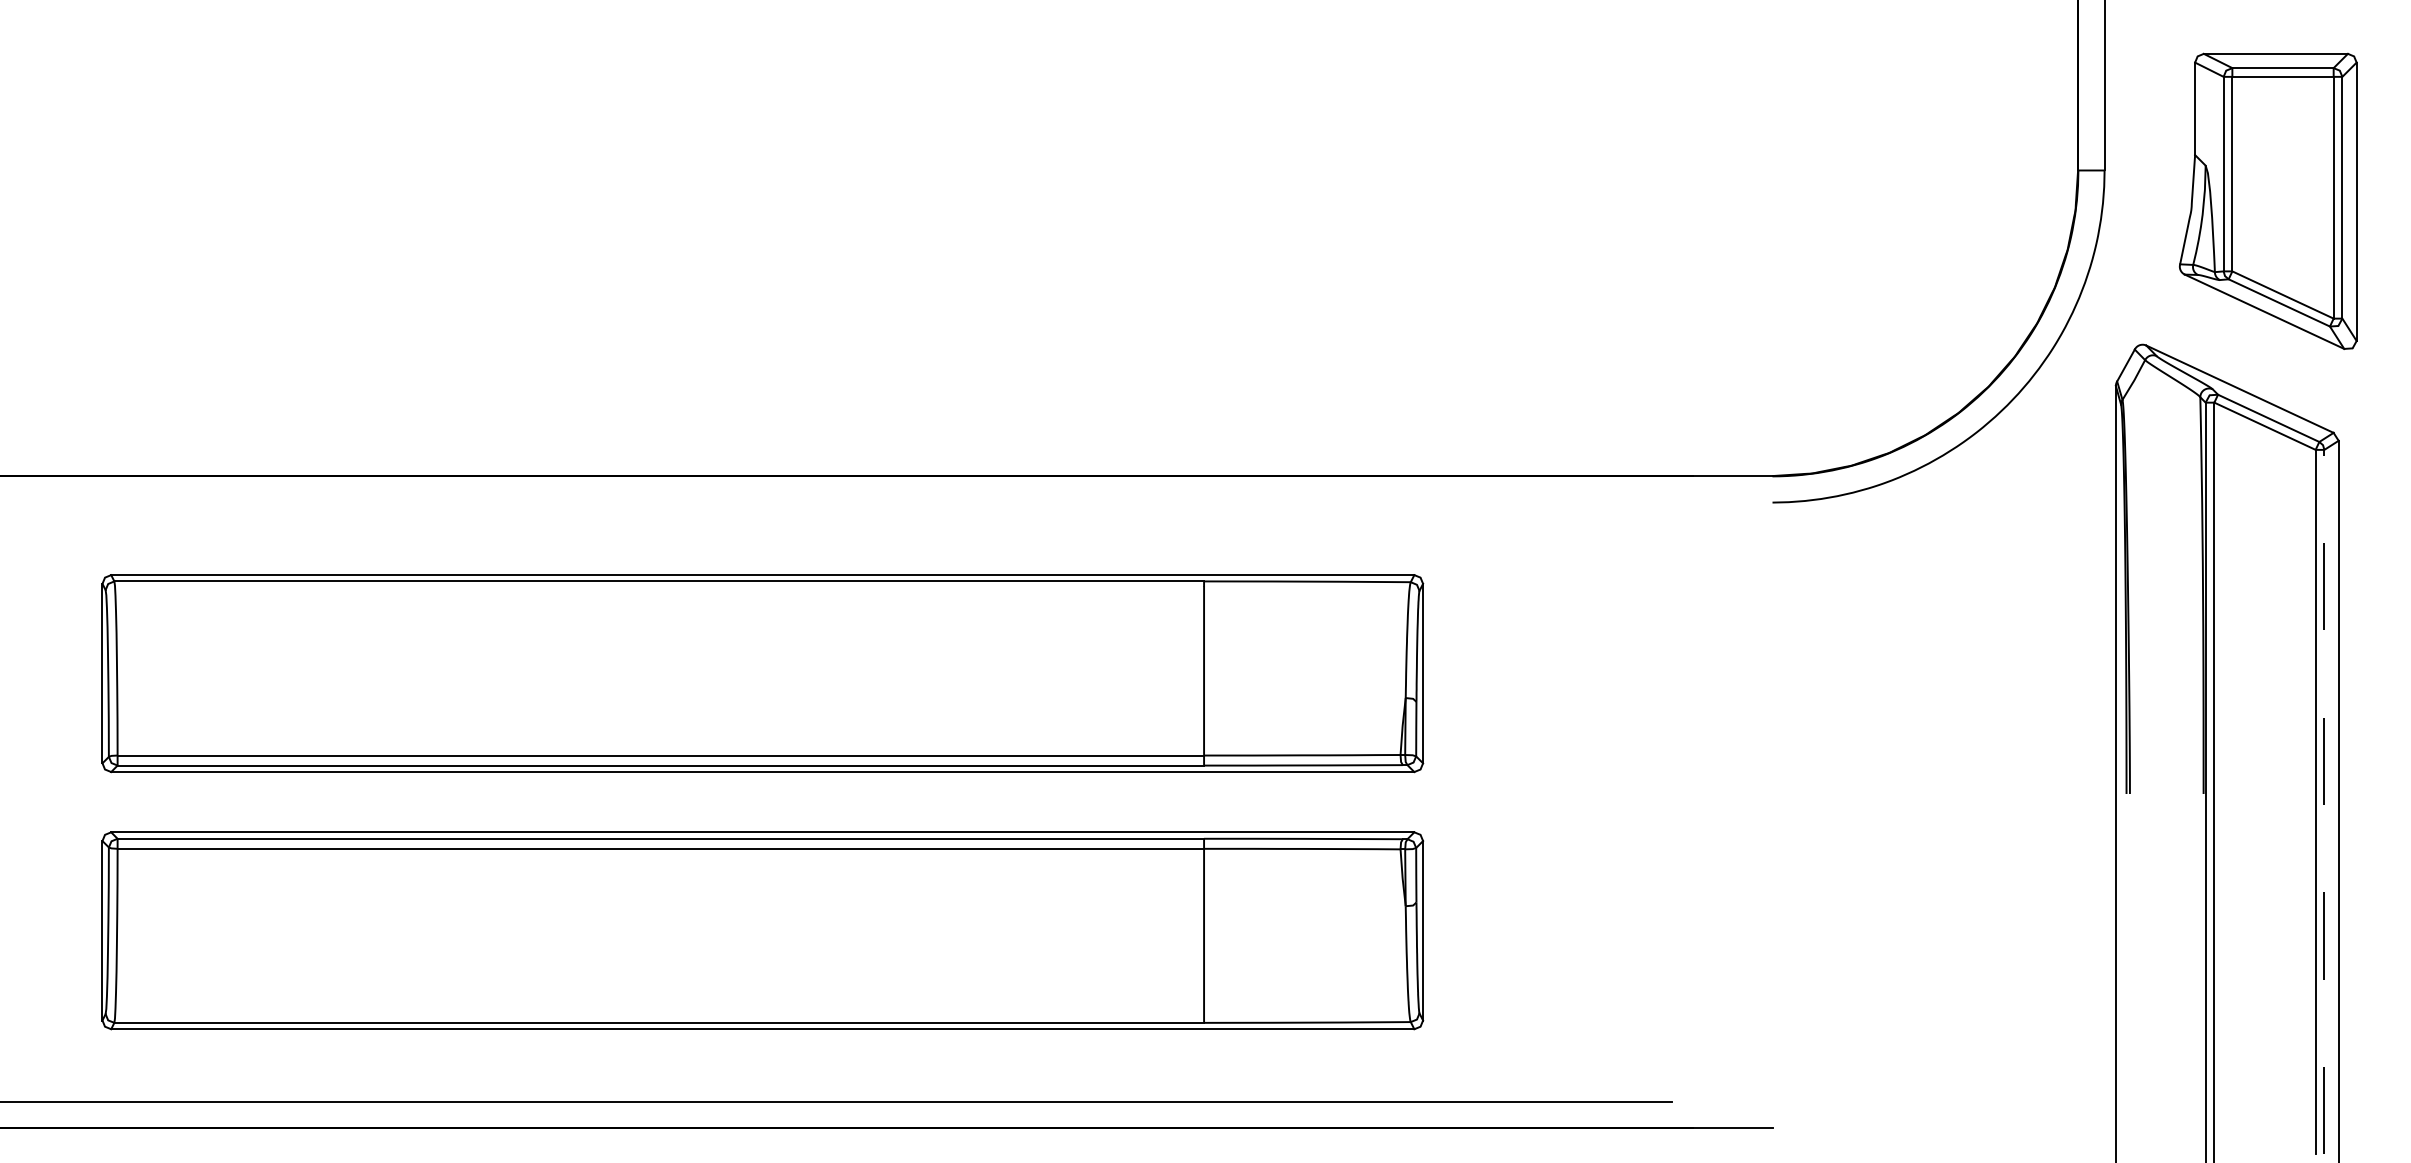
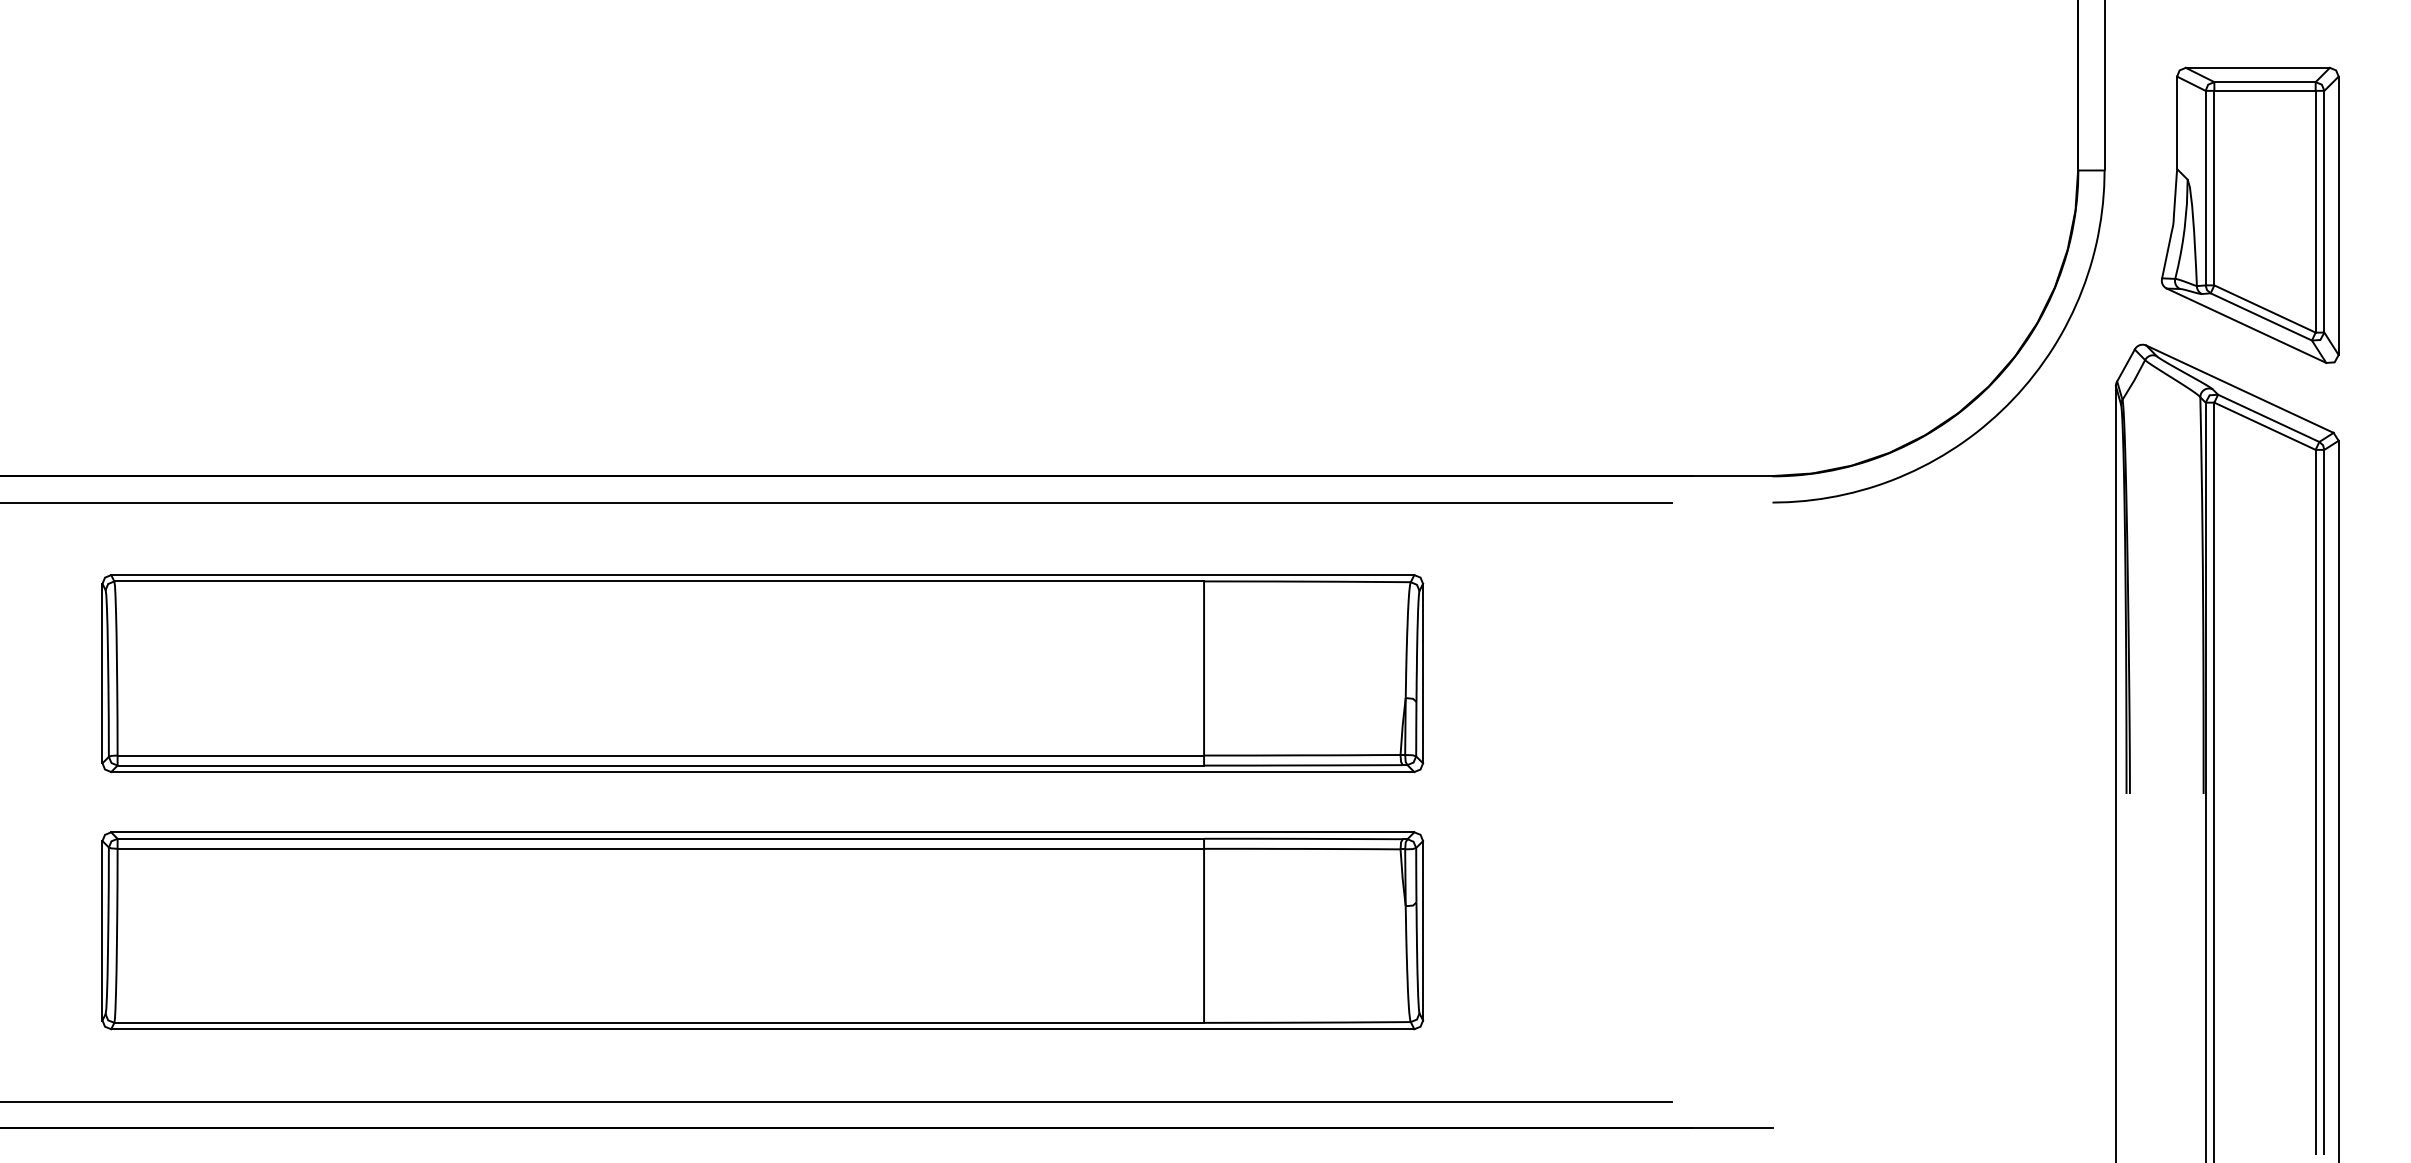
part position: (2268, 200) -> (2250, 214) (2250, 214)
line: none -> present (836, 502)
line: dashed -> solid (2324, 801)
